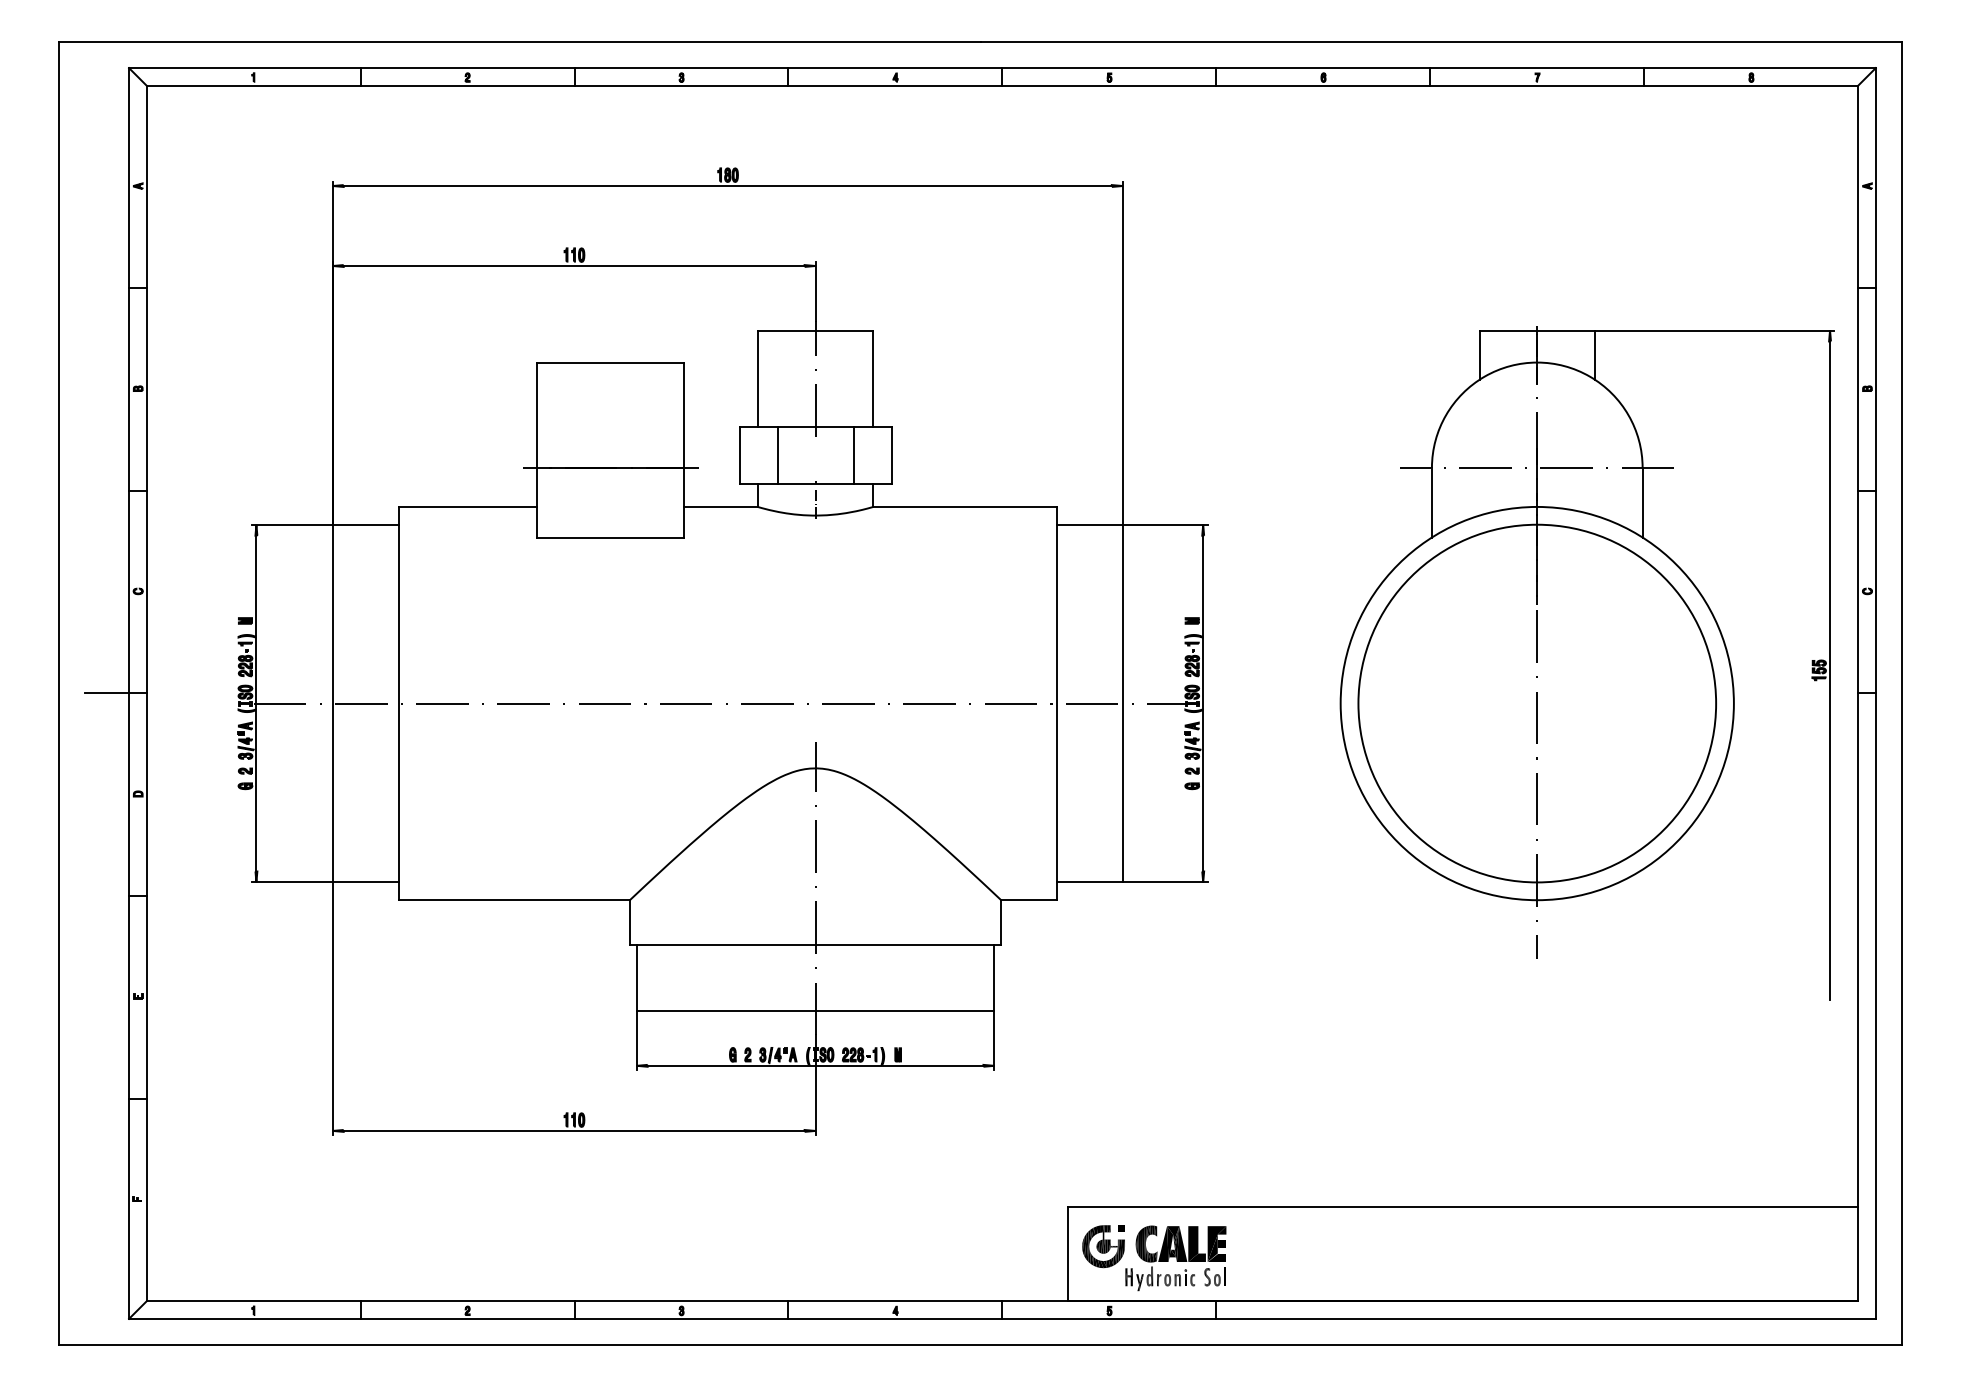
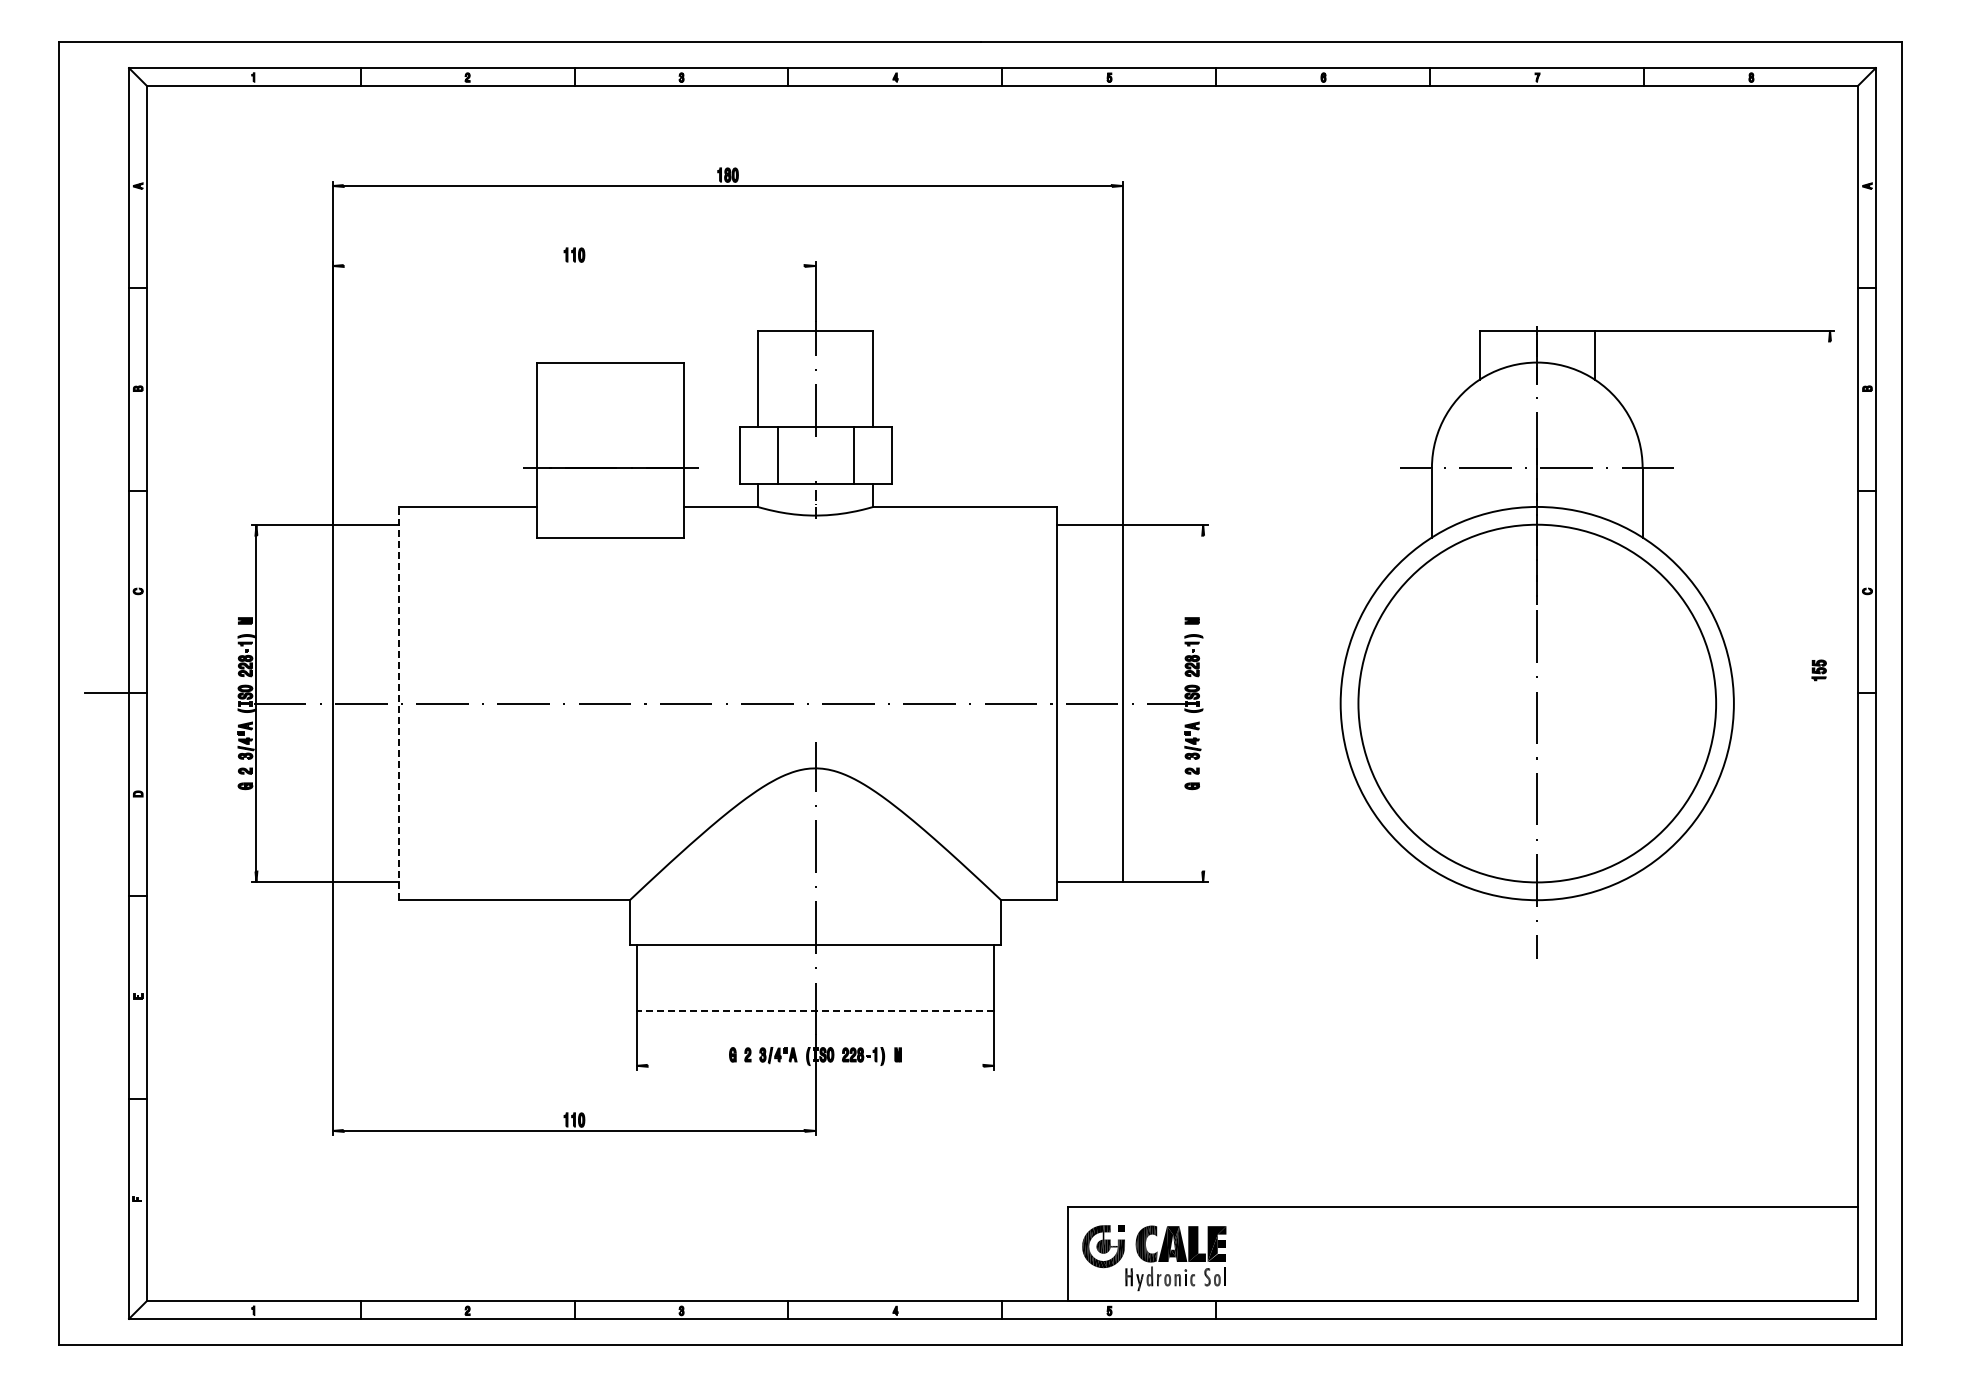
line: present -> none (573, 266)
line: present -> none (1830, 670)
line: solid -> dashed (398, 703)
line: present -> none (1203, 703)
line: solid -> dashed (815, 1010)
line: present -> none (815, 1065)
